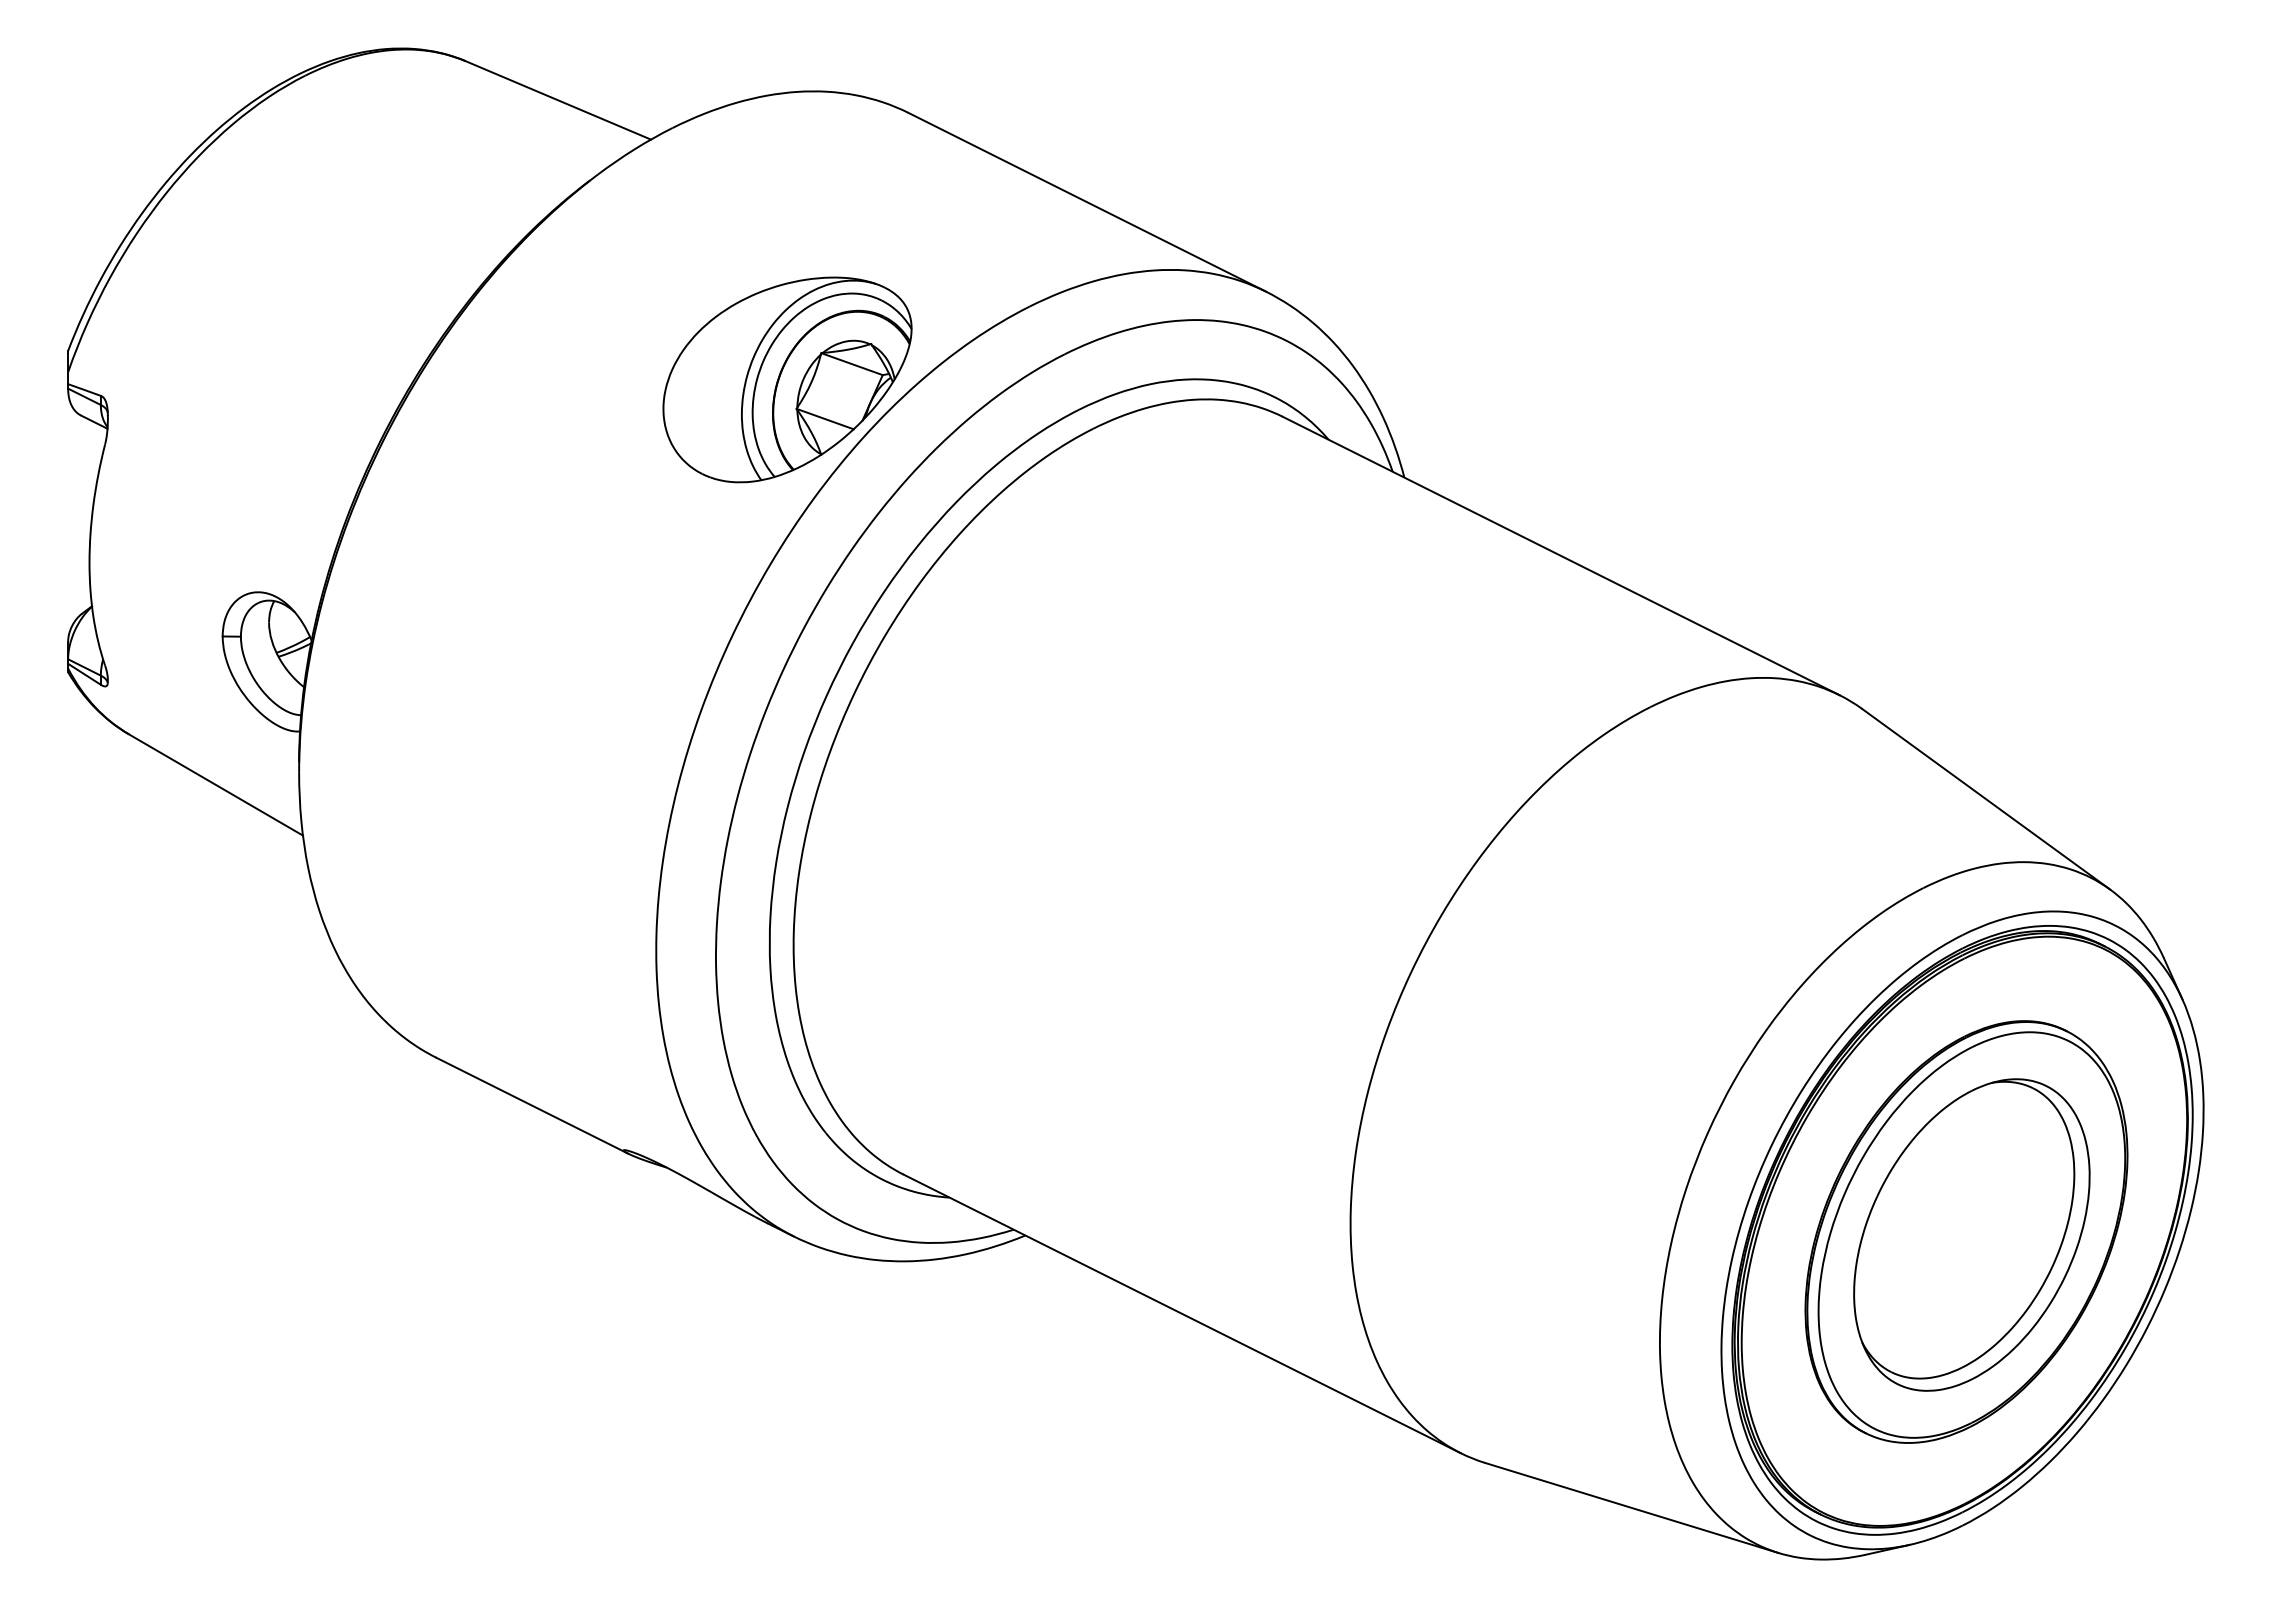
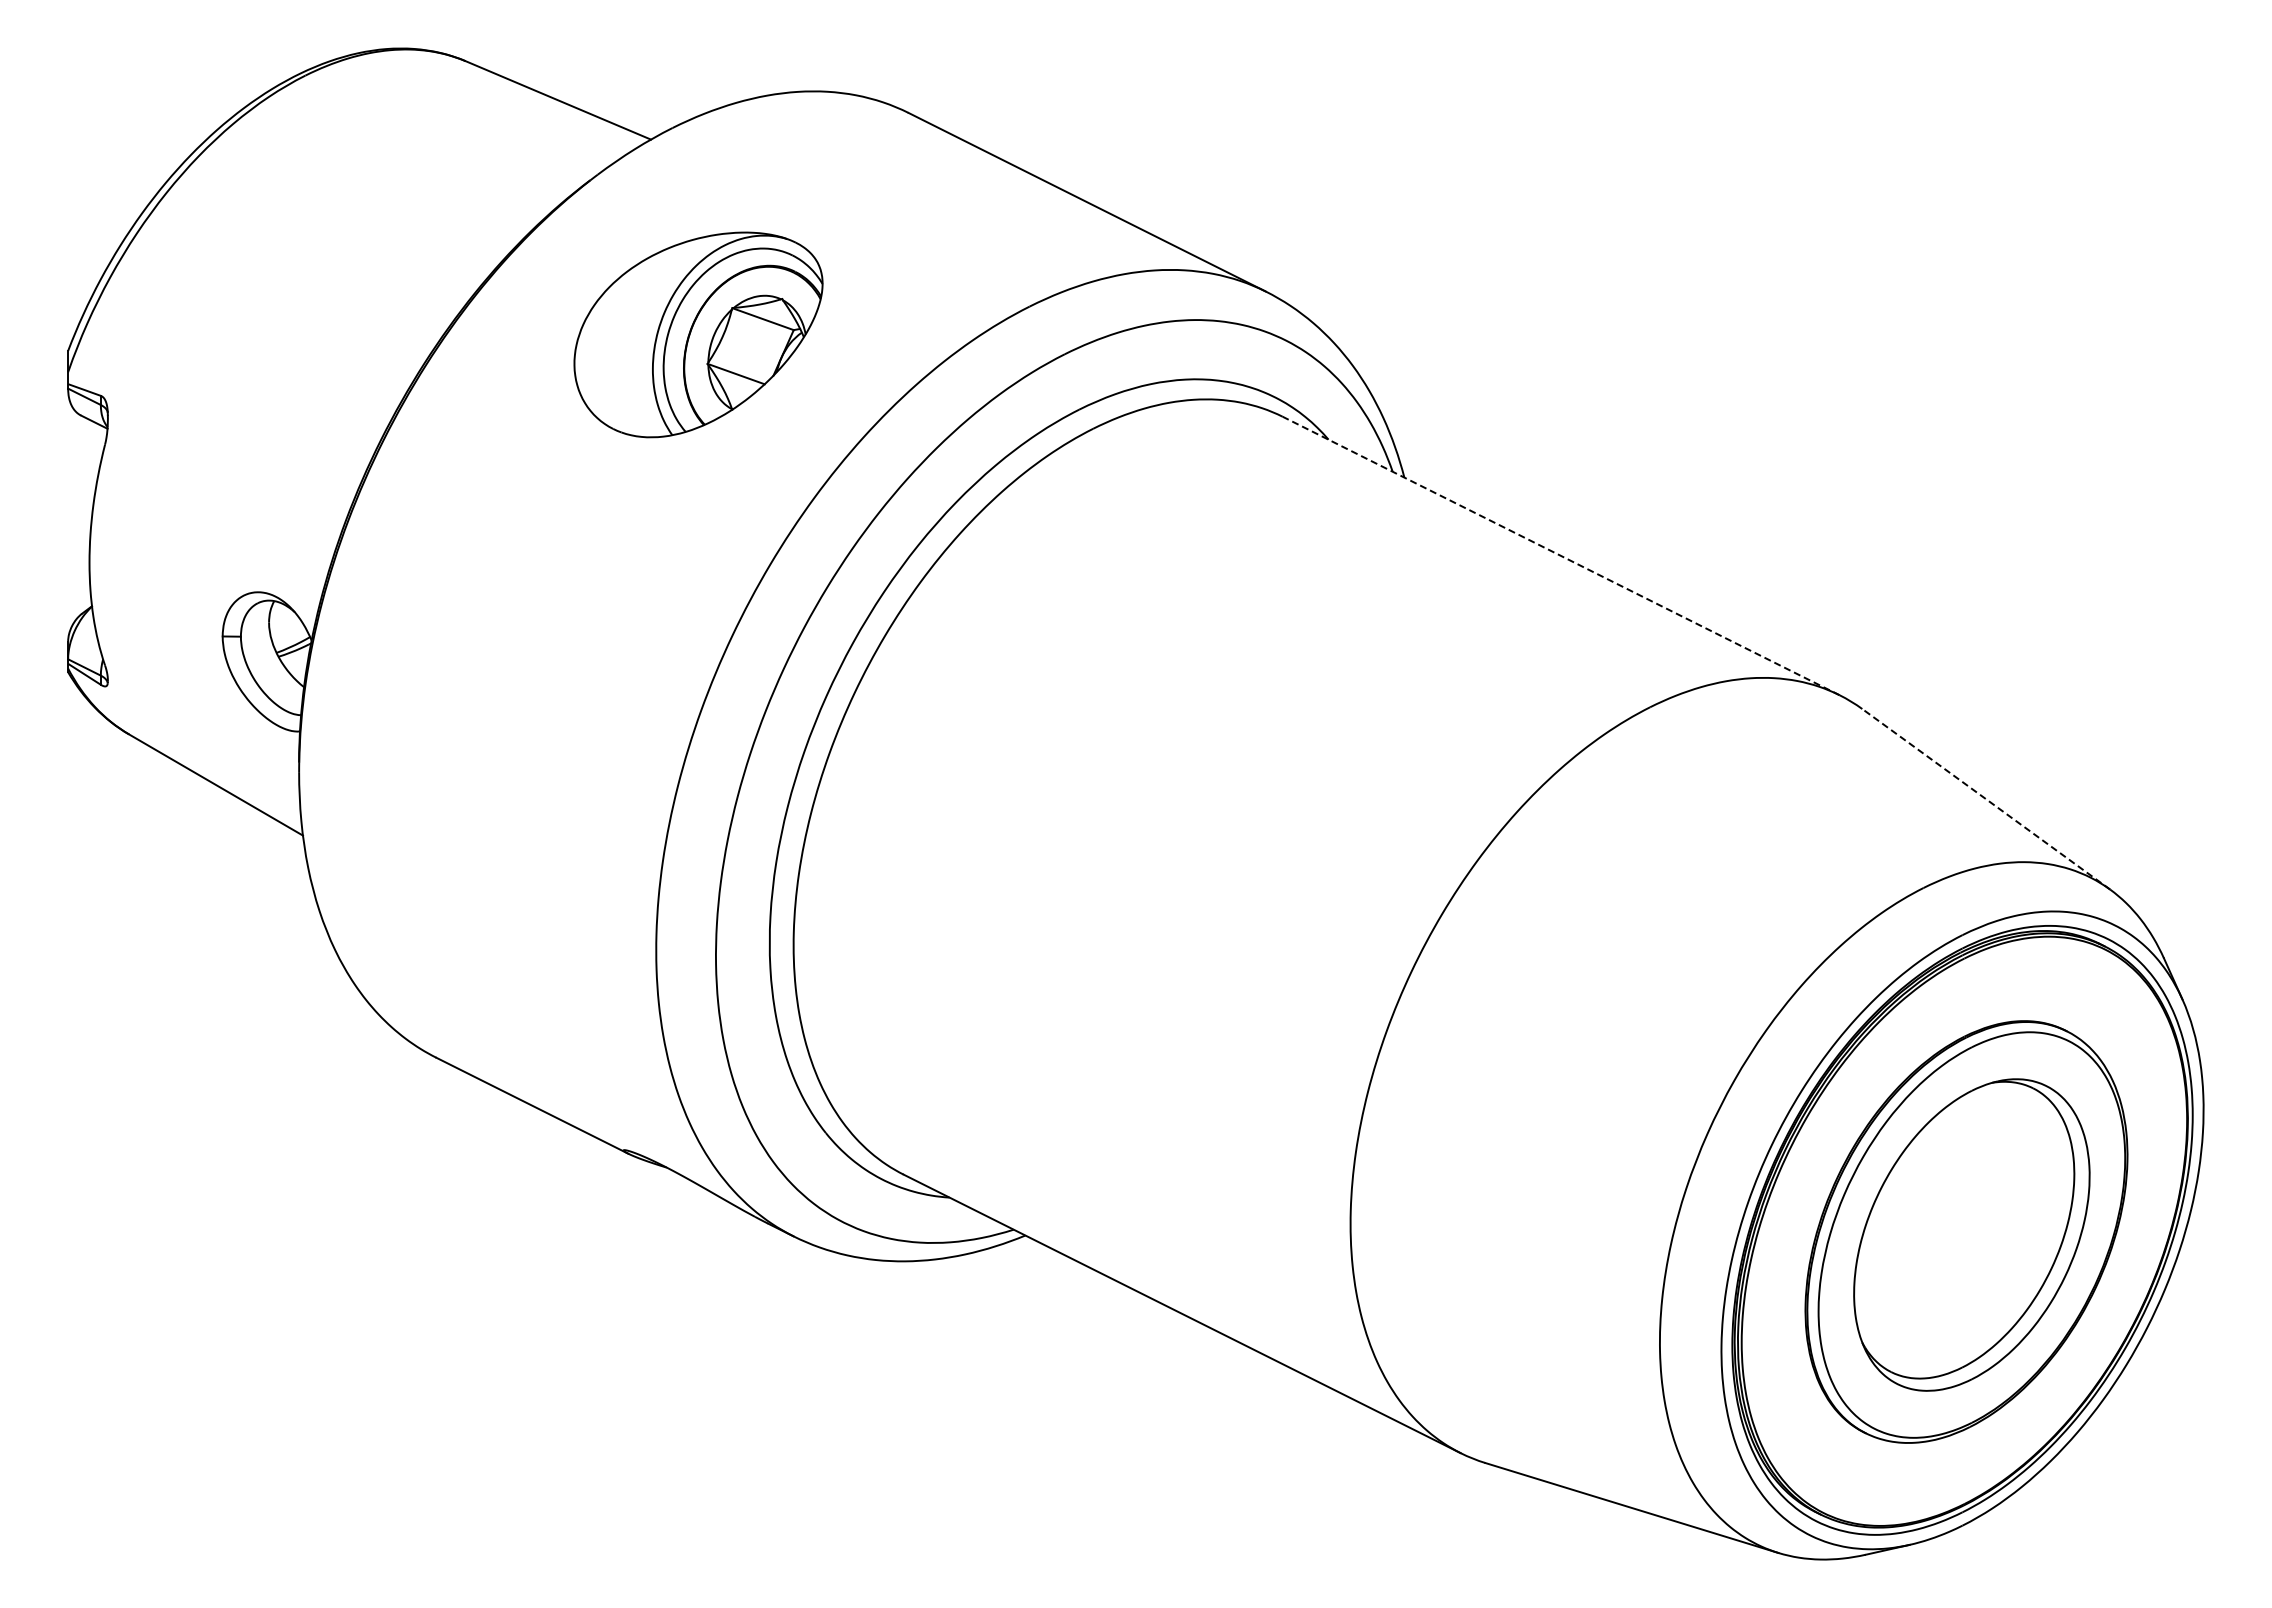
part position: (787, 379) -> (698, 334) (698, 334)
line: solid -> dashed (1560, 555)
line: solid -> dashed (1985, 799)
